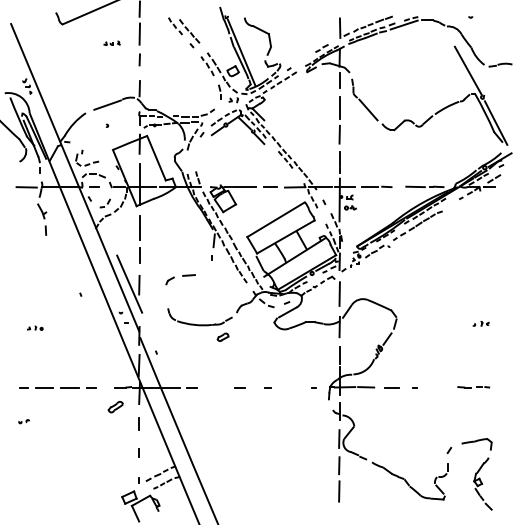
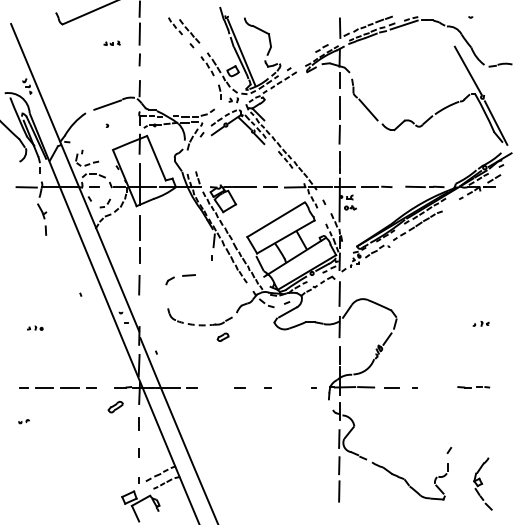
line: present -> none (129, 283)
arc: solid -> dashed (194, 324)
part: present -> none (476, 444)
